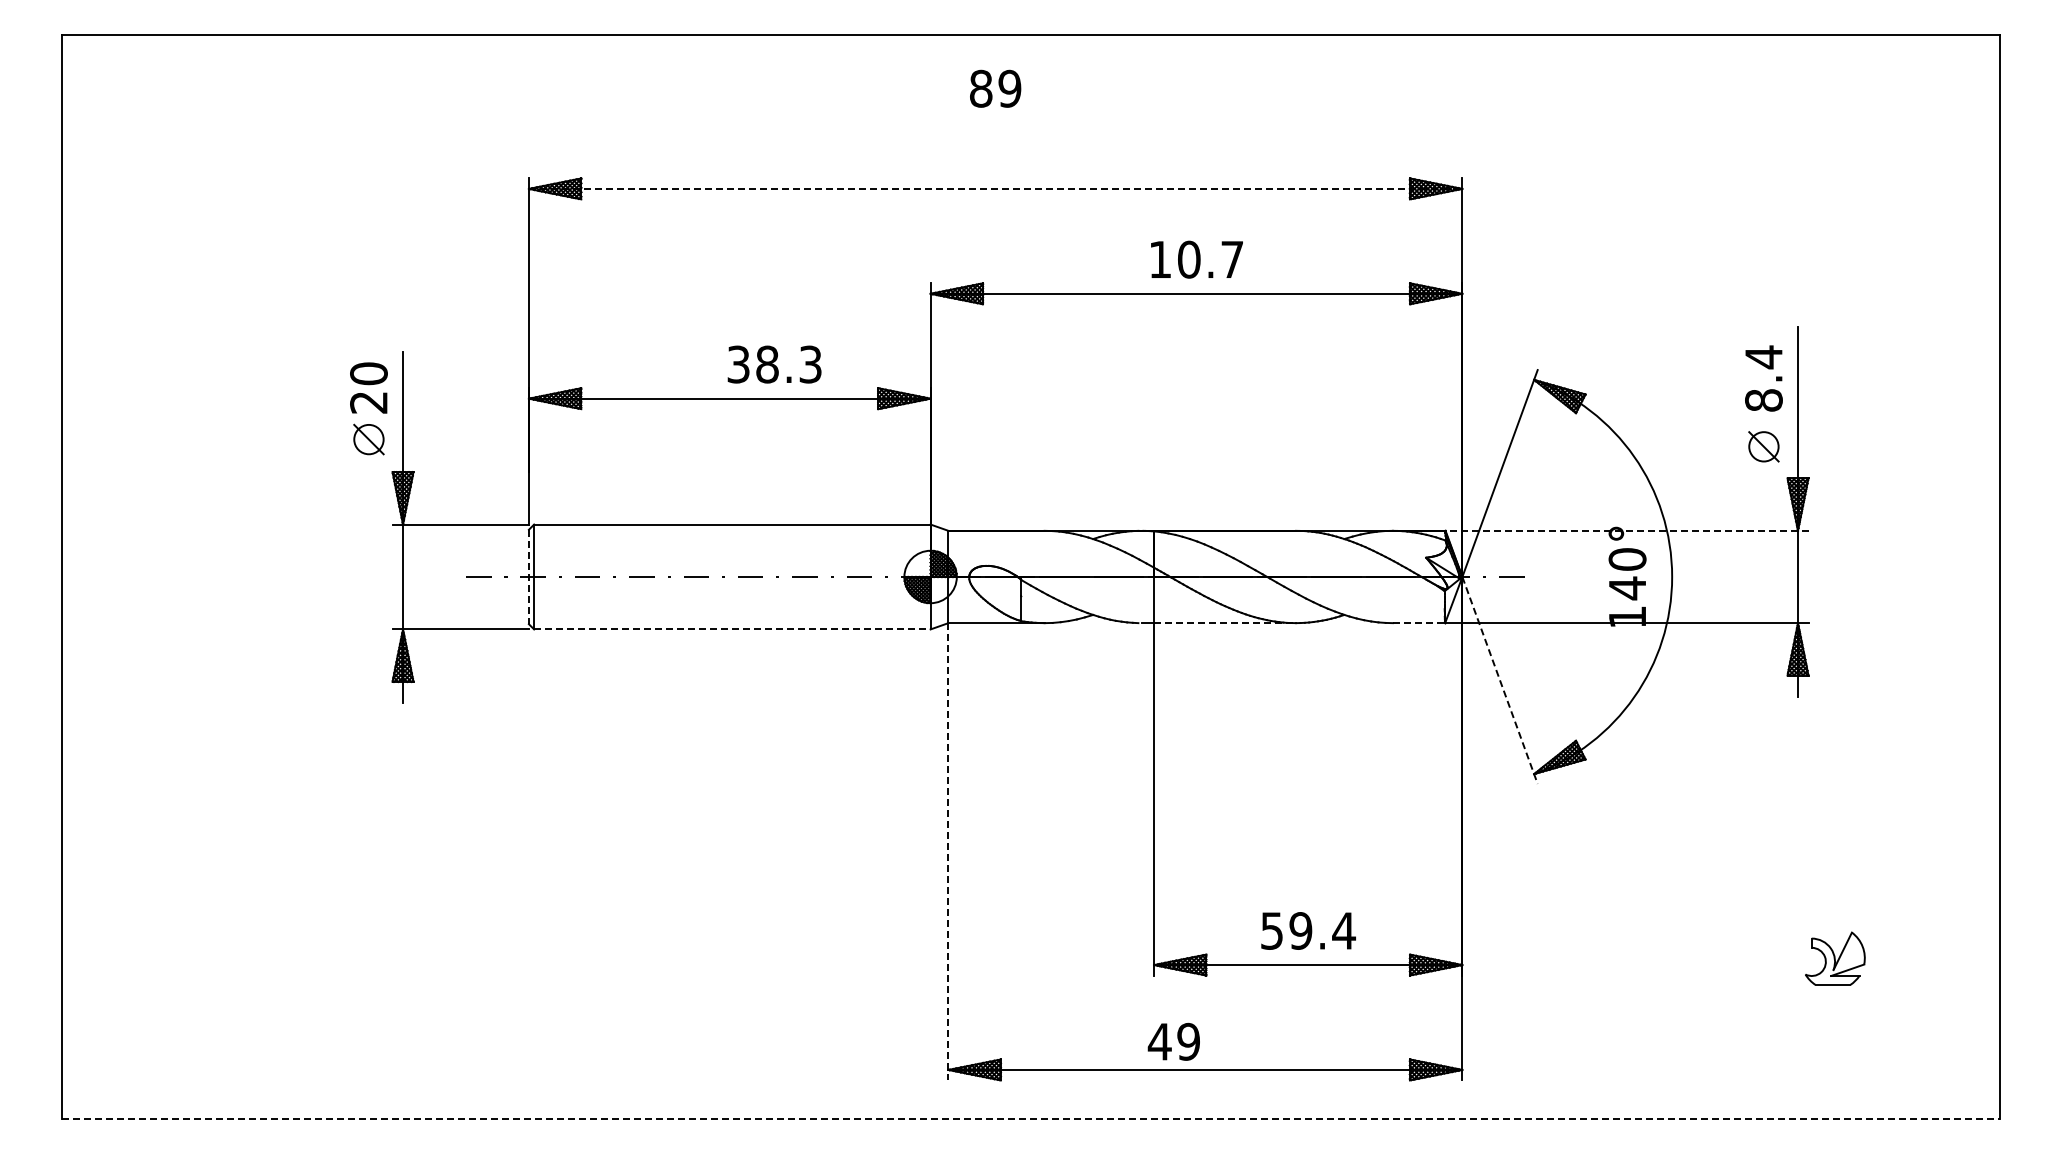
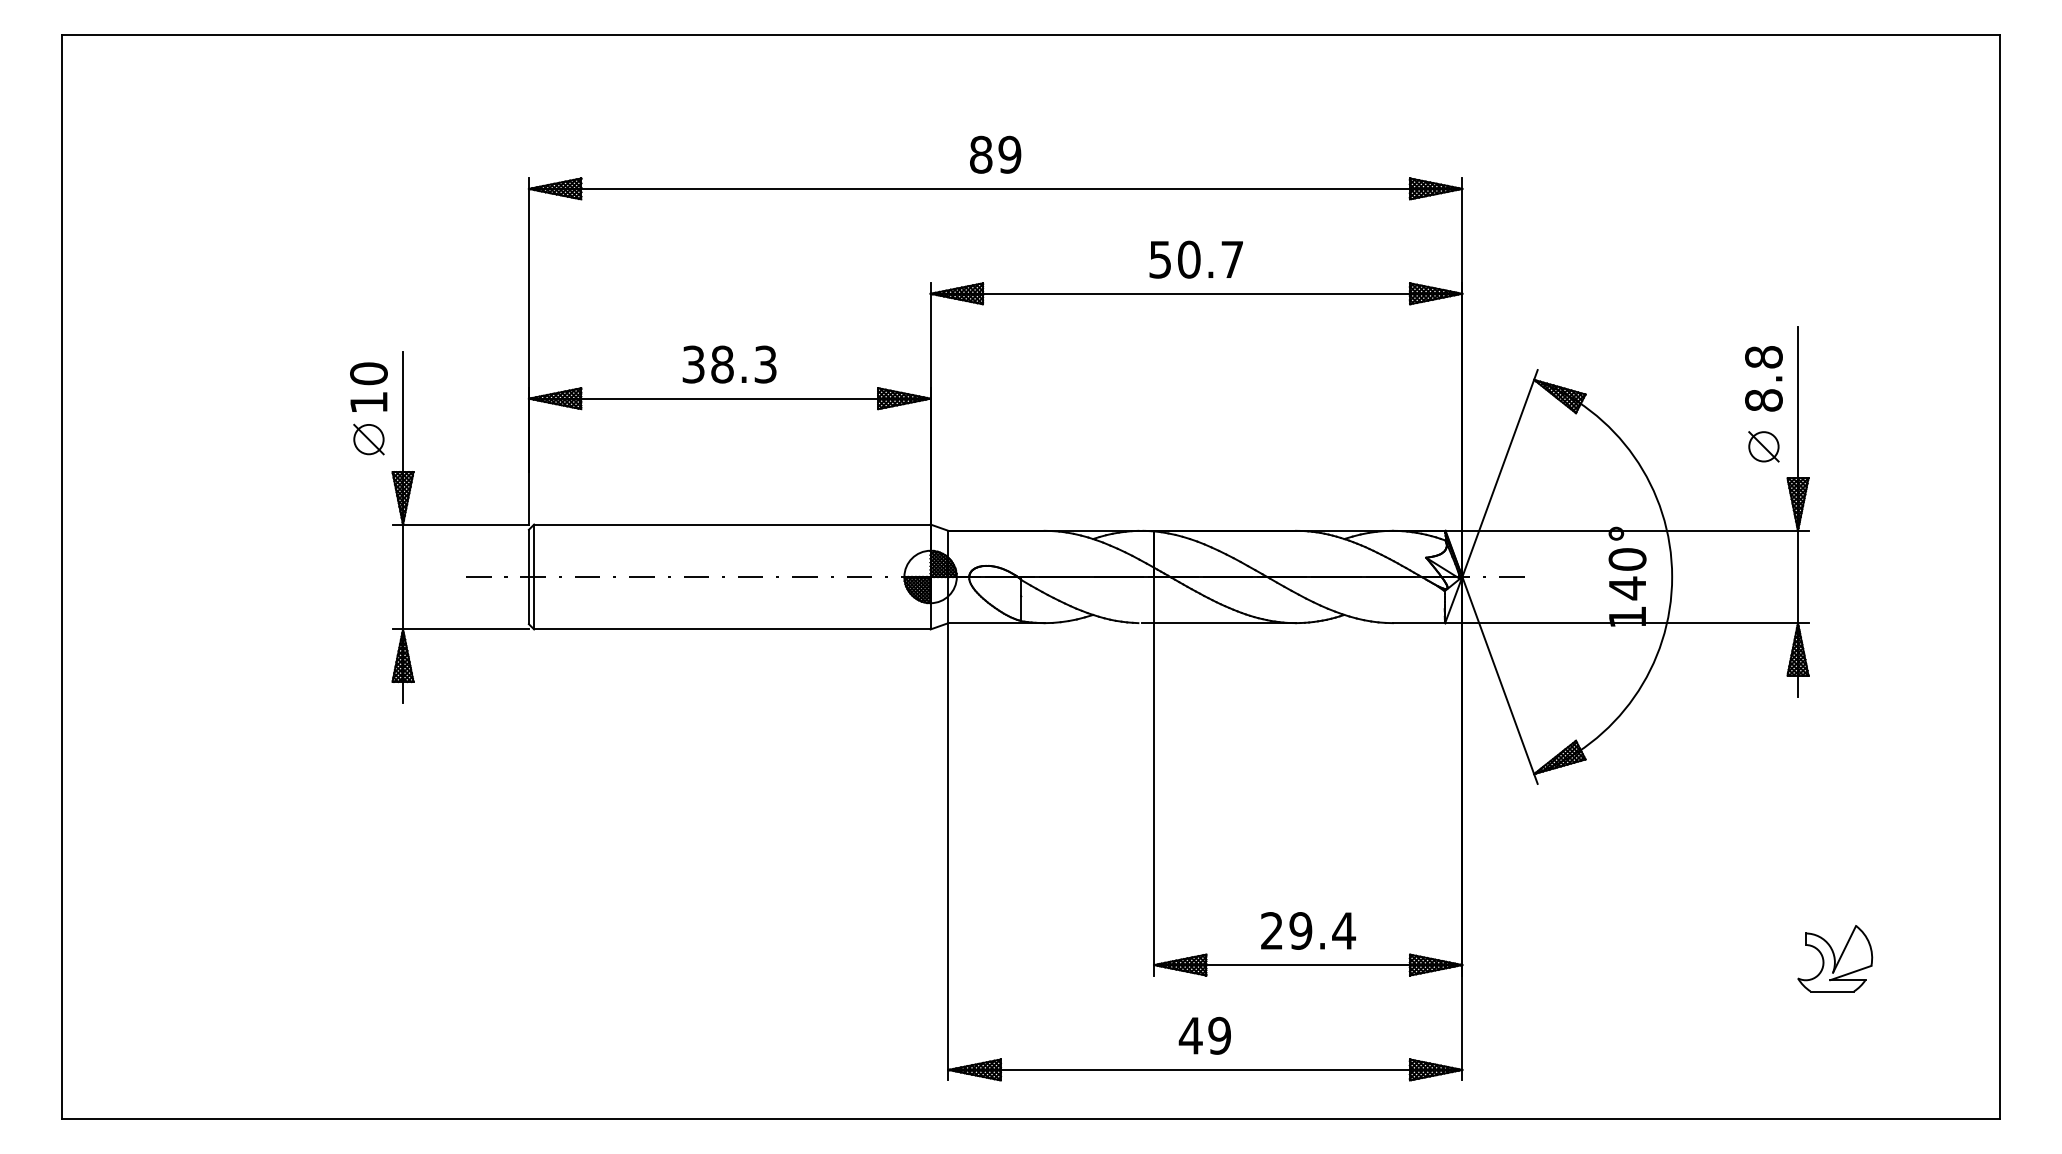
text position: (995, 88) -> (995, 154) (995, 154)
line: dashed -> solid (995, 188)
text: 10.7 -> 50.7 (1159, 259)
text: 8.4 -> 8.8 (1763, 357)
text position: (774, 364) -> (729, 364) (729, 364)
text: 20 -> 10 (368, 402)
line: dashed -> solid (1626, 530)
line: dashed -> solid (528, 577)
line: dashed -> solid (1225, 623)
line: dashed -> solid (1419, 623)
line: dashed -> solid (732, 629)
line: dashed -> solid (1500, 680)
line: dashed -> solid (948, 851)
text: 59.4 -> 29.4 (1271, 930)
part size: 61x55 px -> 77x68 px (1835, 958)
text position: (1173, 1041) -> (1204, 1035) (1204, 1035)
line: dashed -> solid (1031, 1119)
